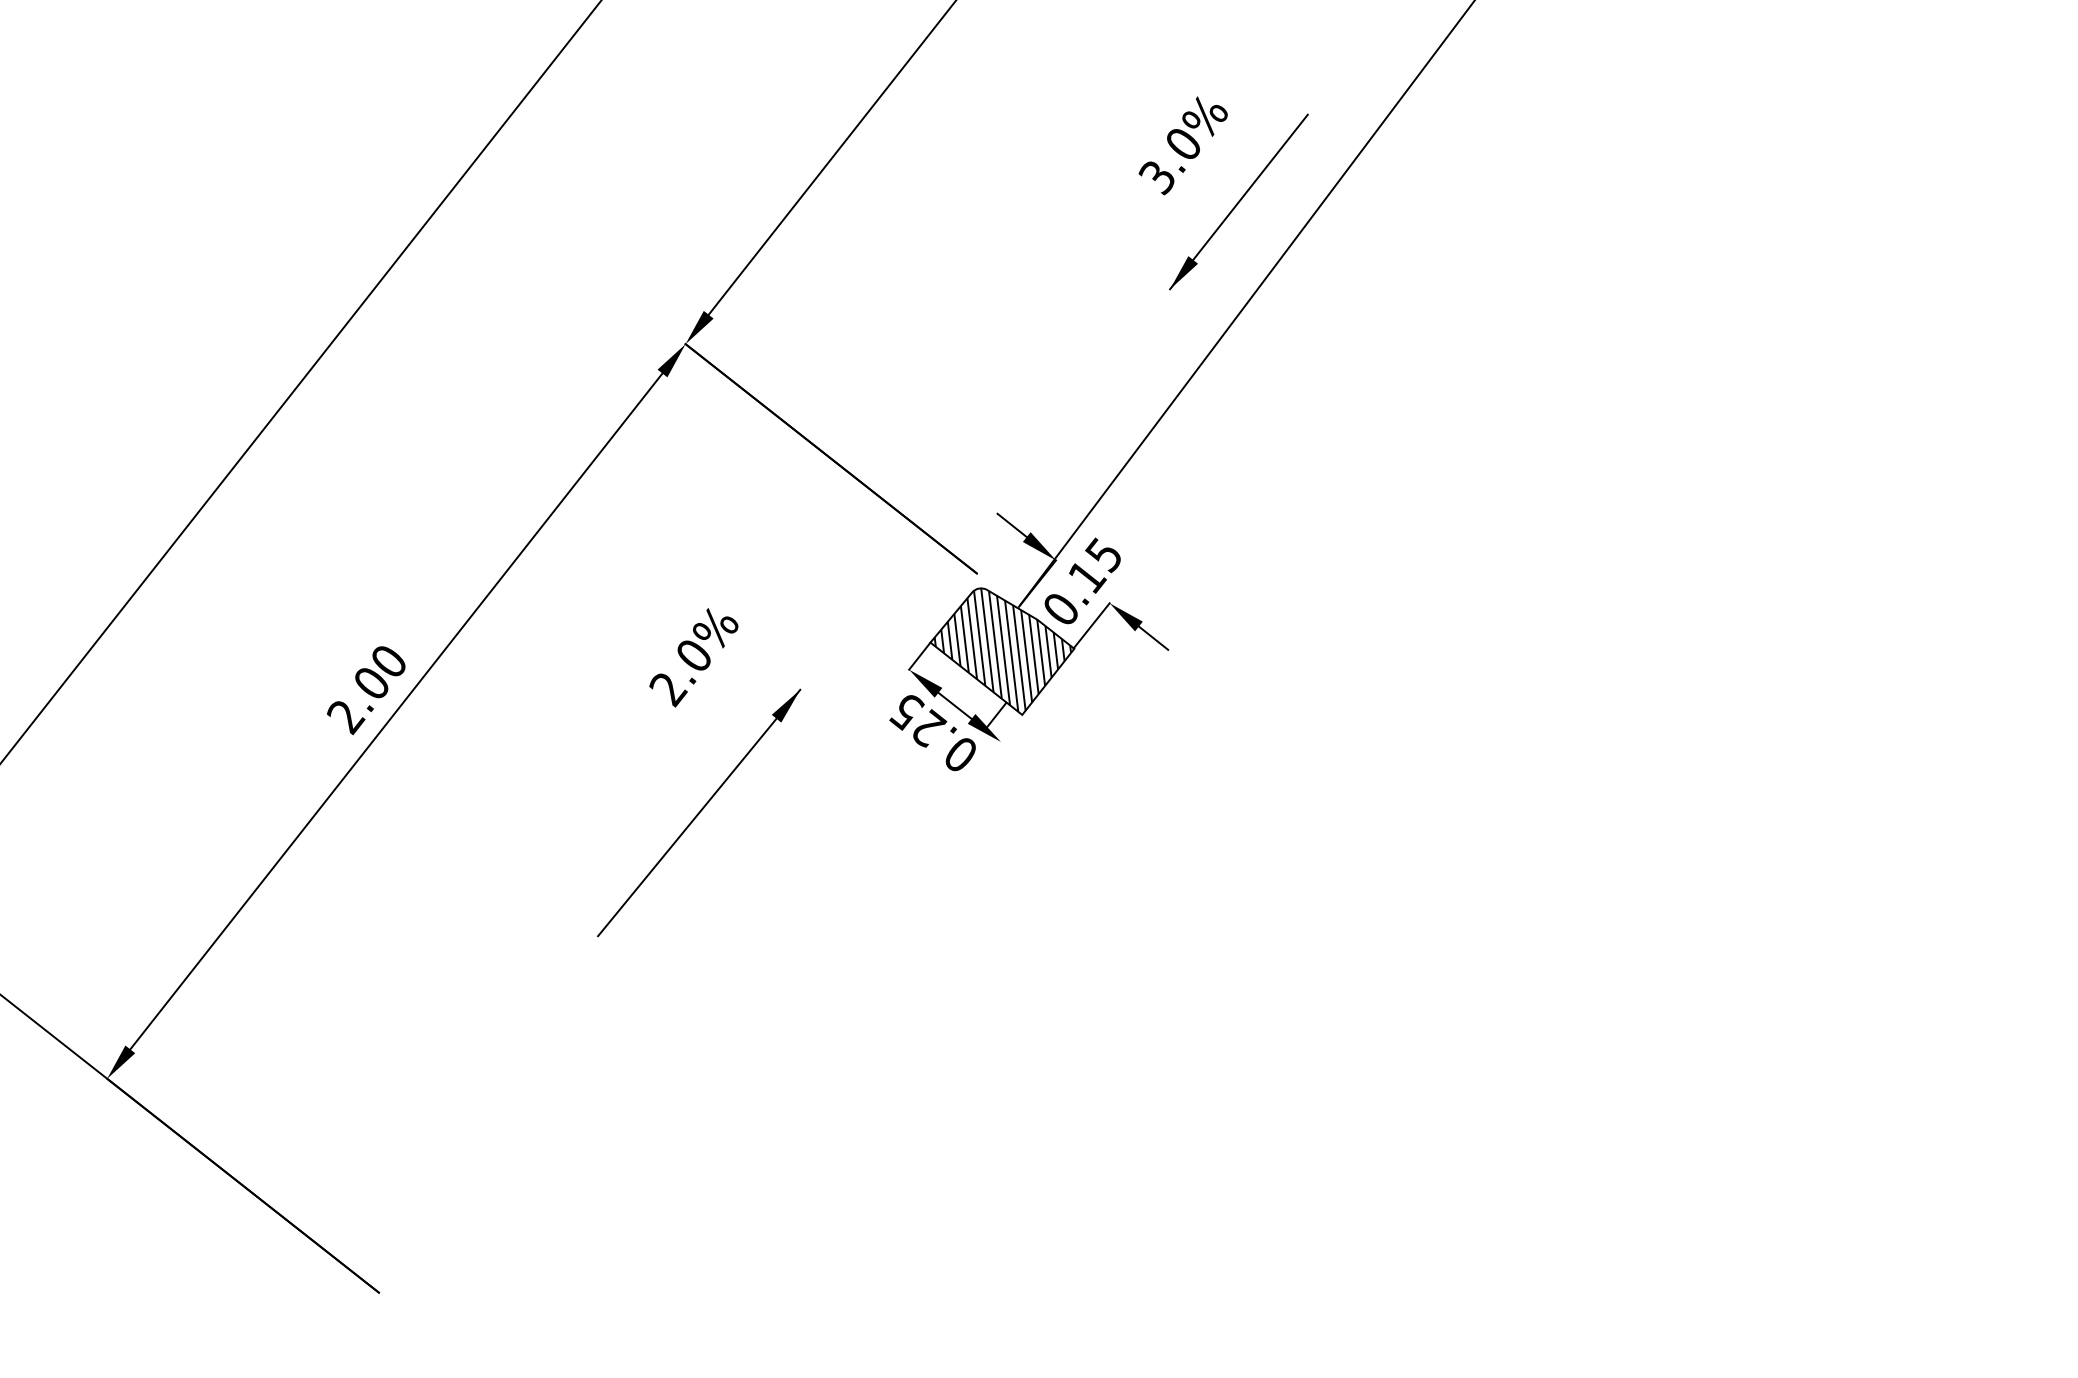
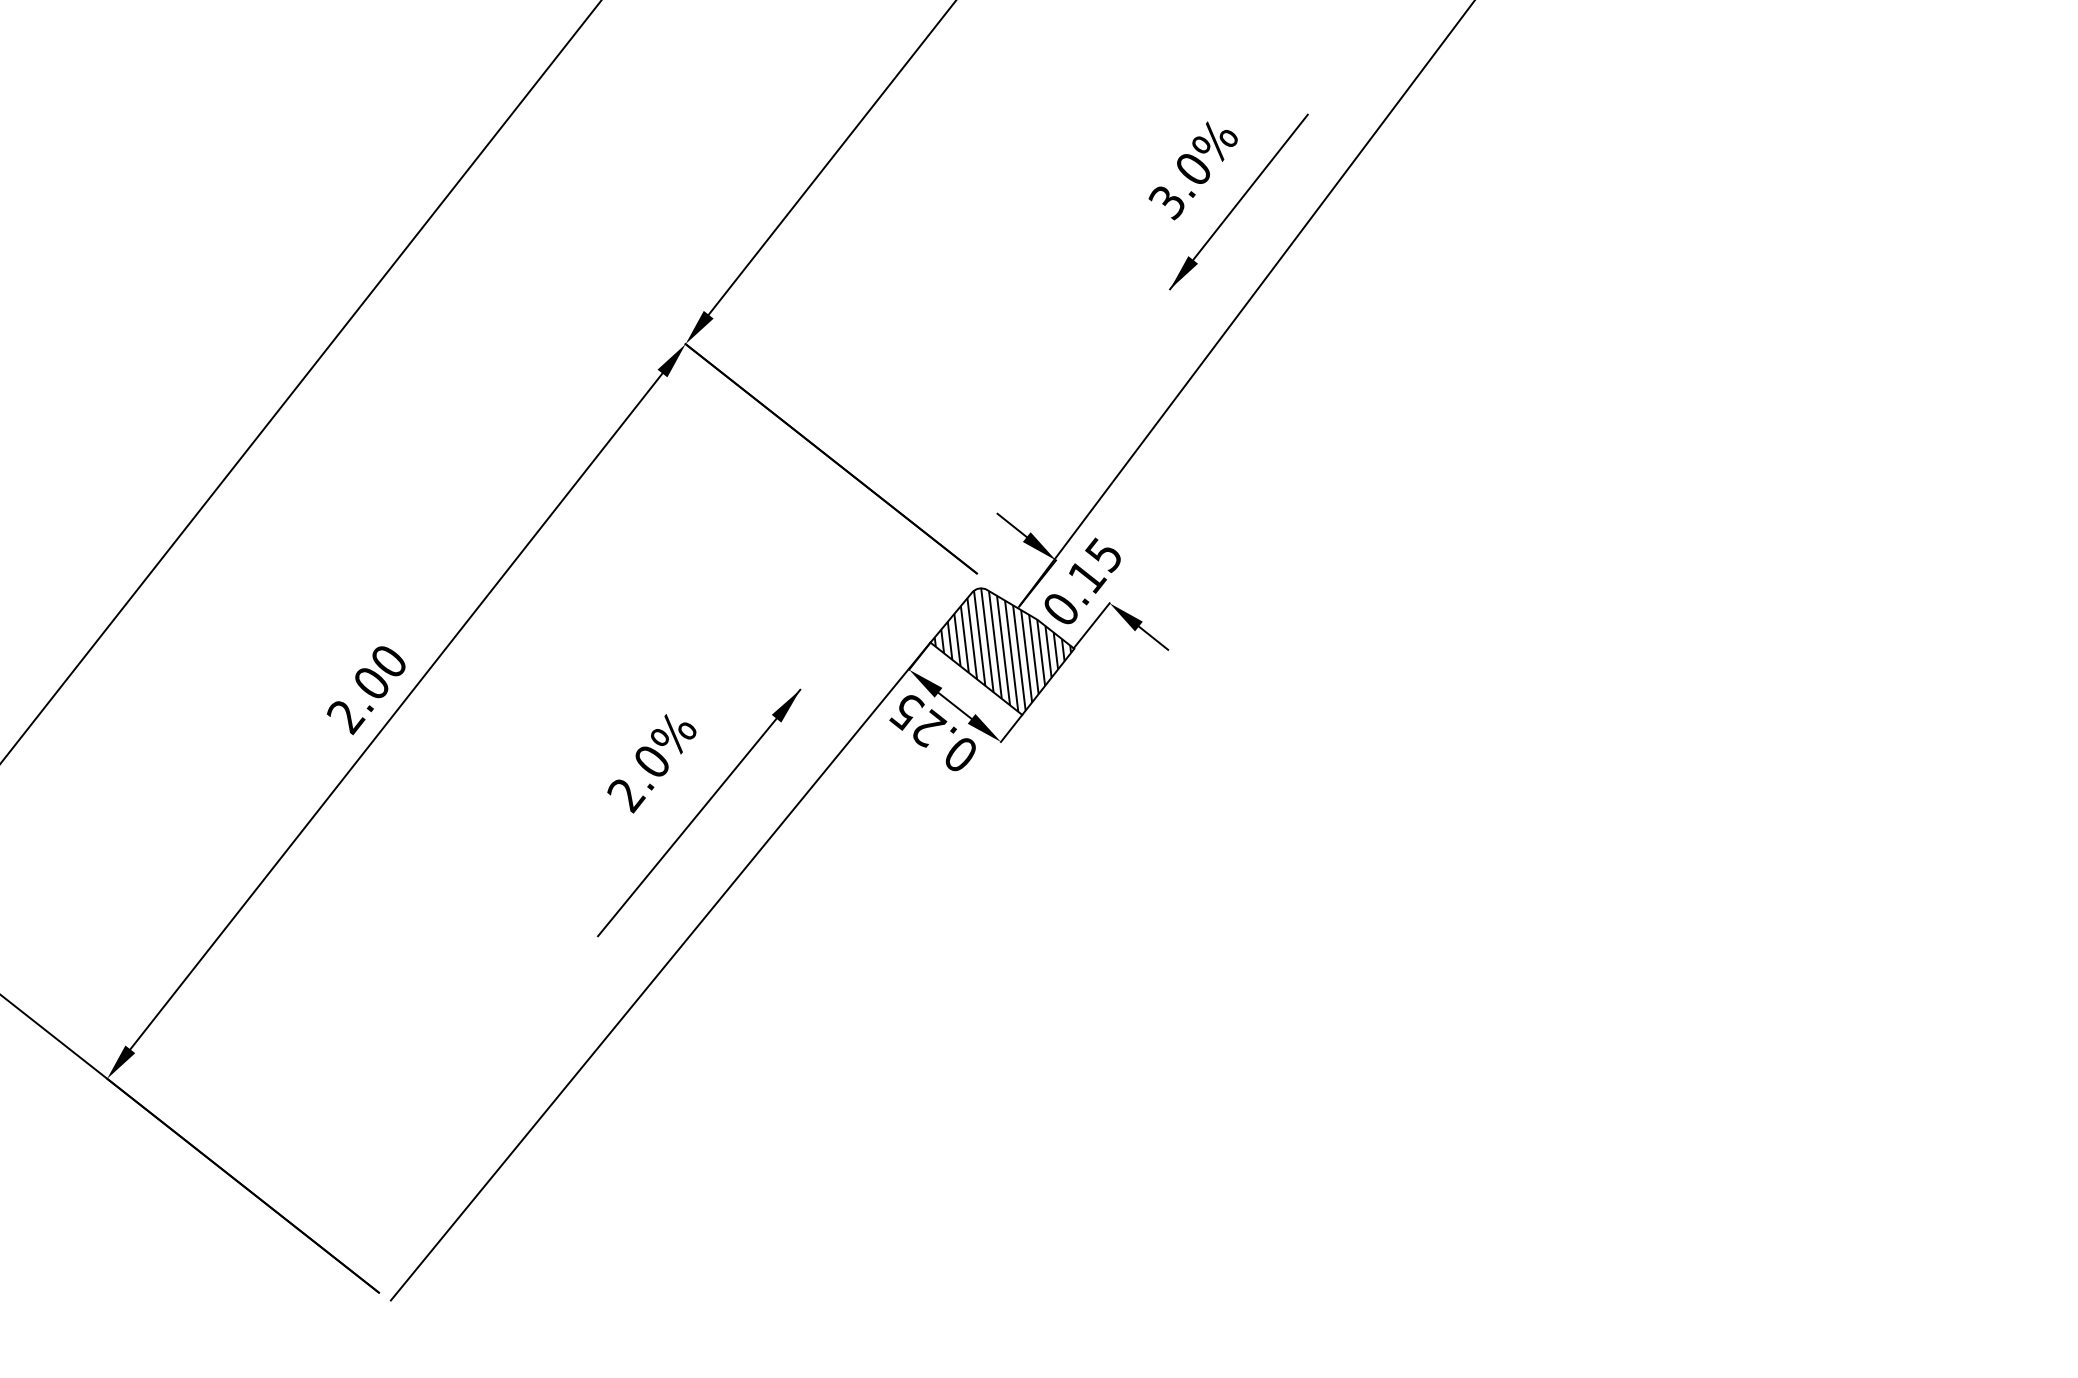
text position: (1182, 145) -> (1192, 170) (1192, 170)
text position: (693, 657) -> (651, 763) (651, 763)
line position: (995, 715) -> (1011, 727) (1011, 727)
line: none -> present (660, 971)
